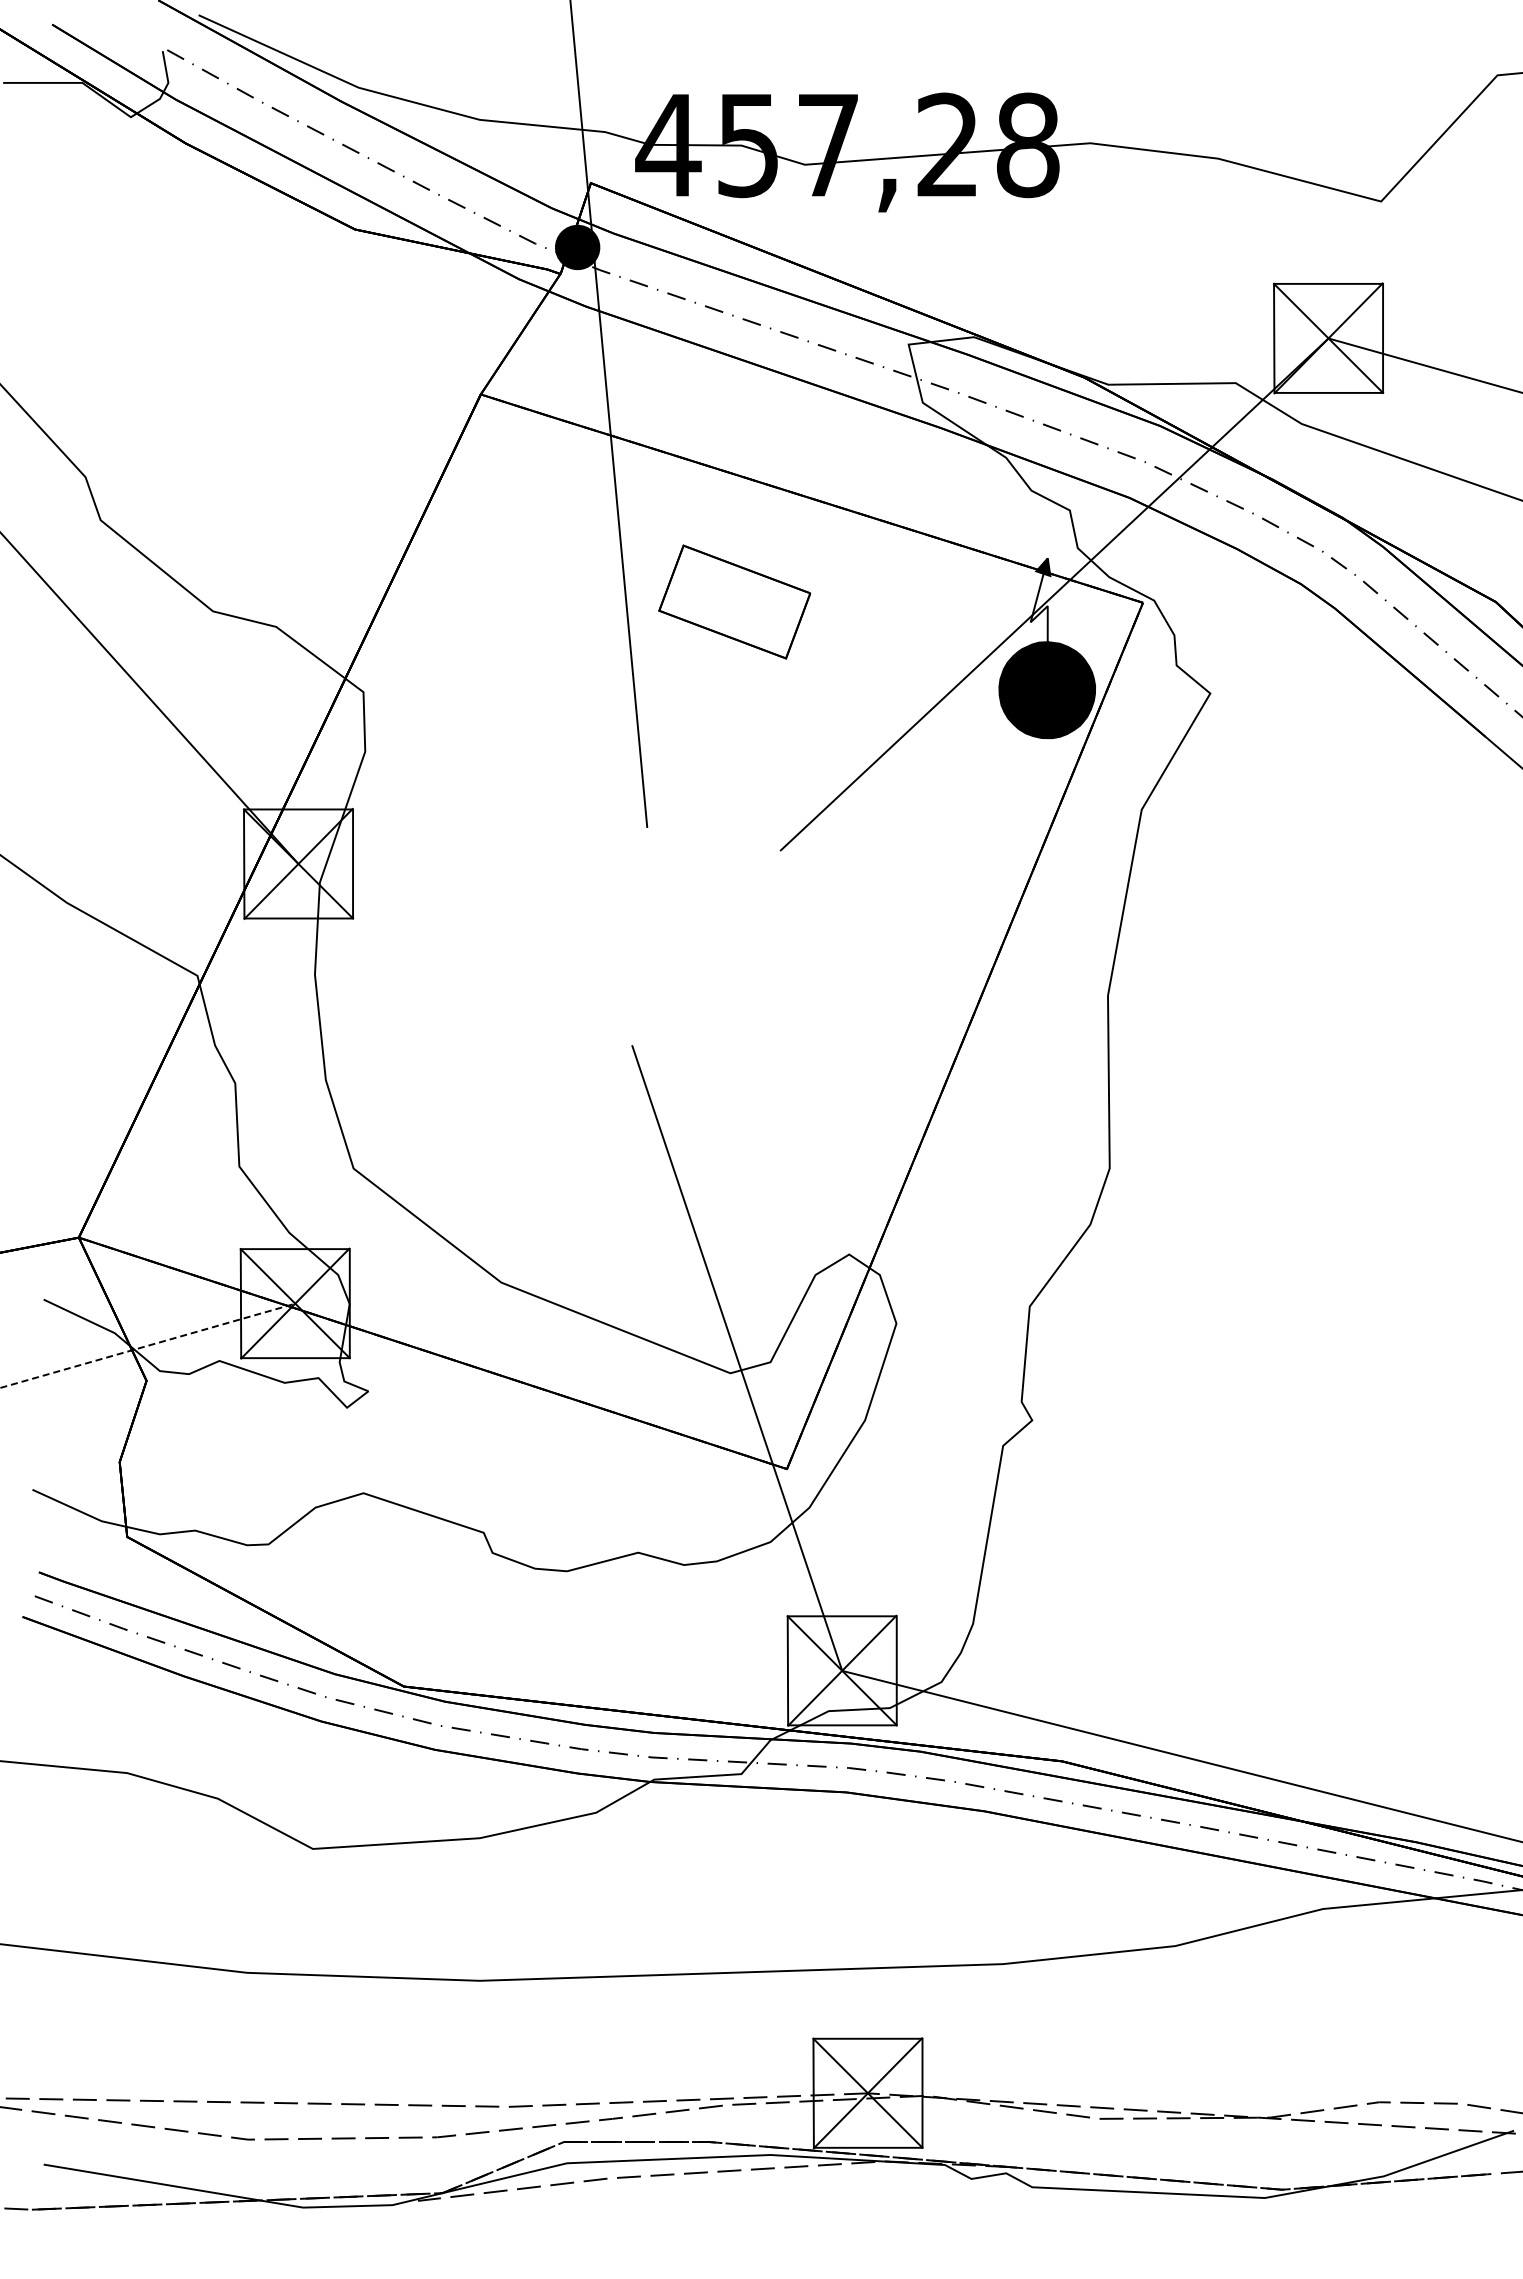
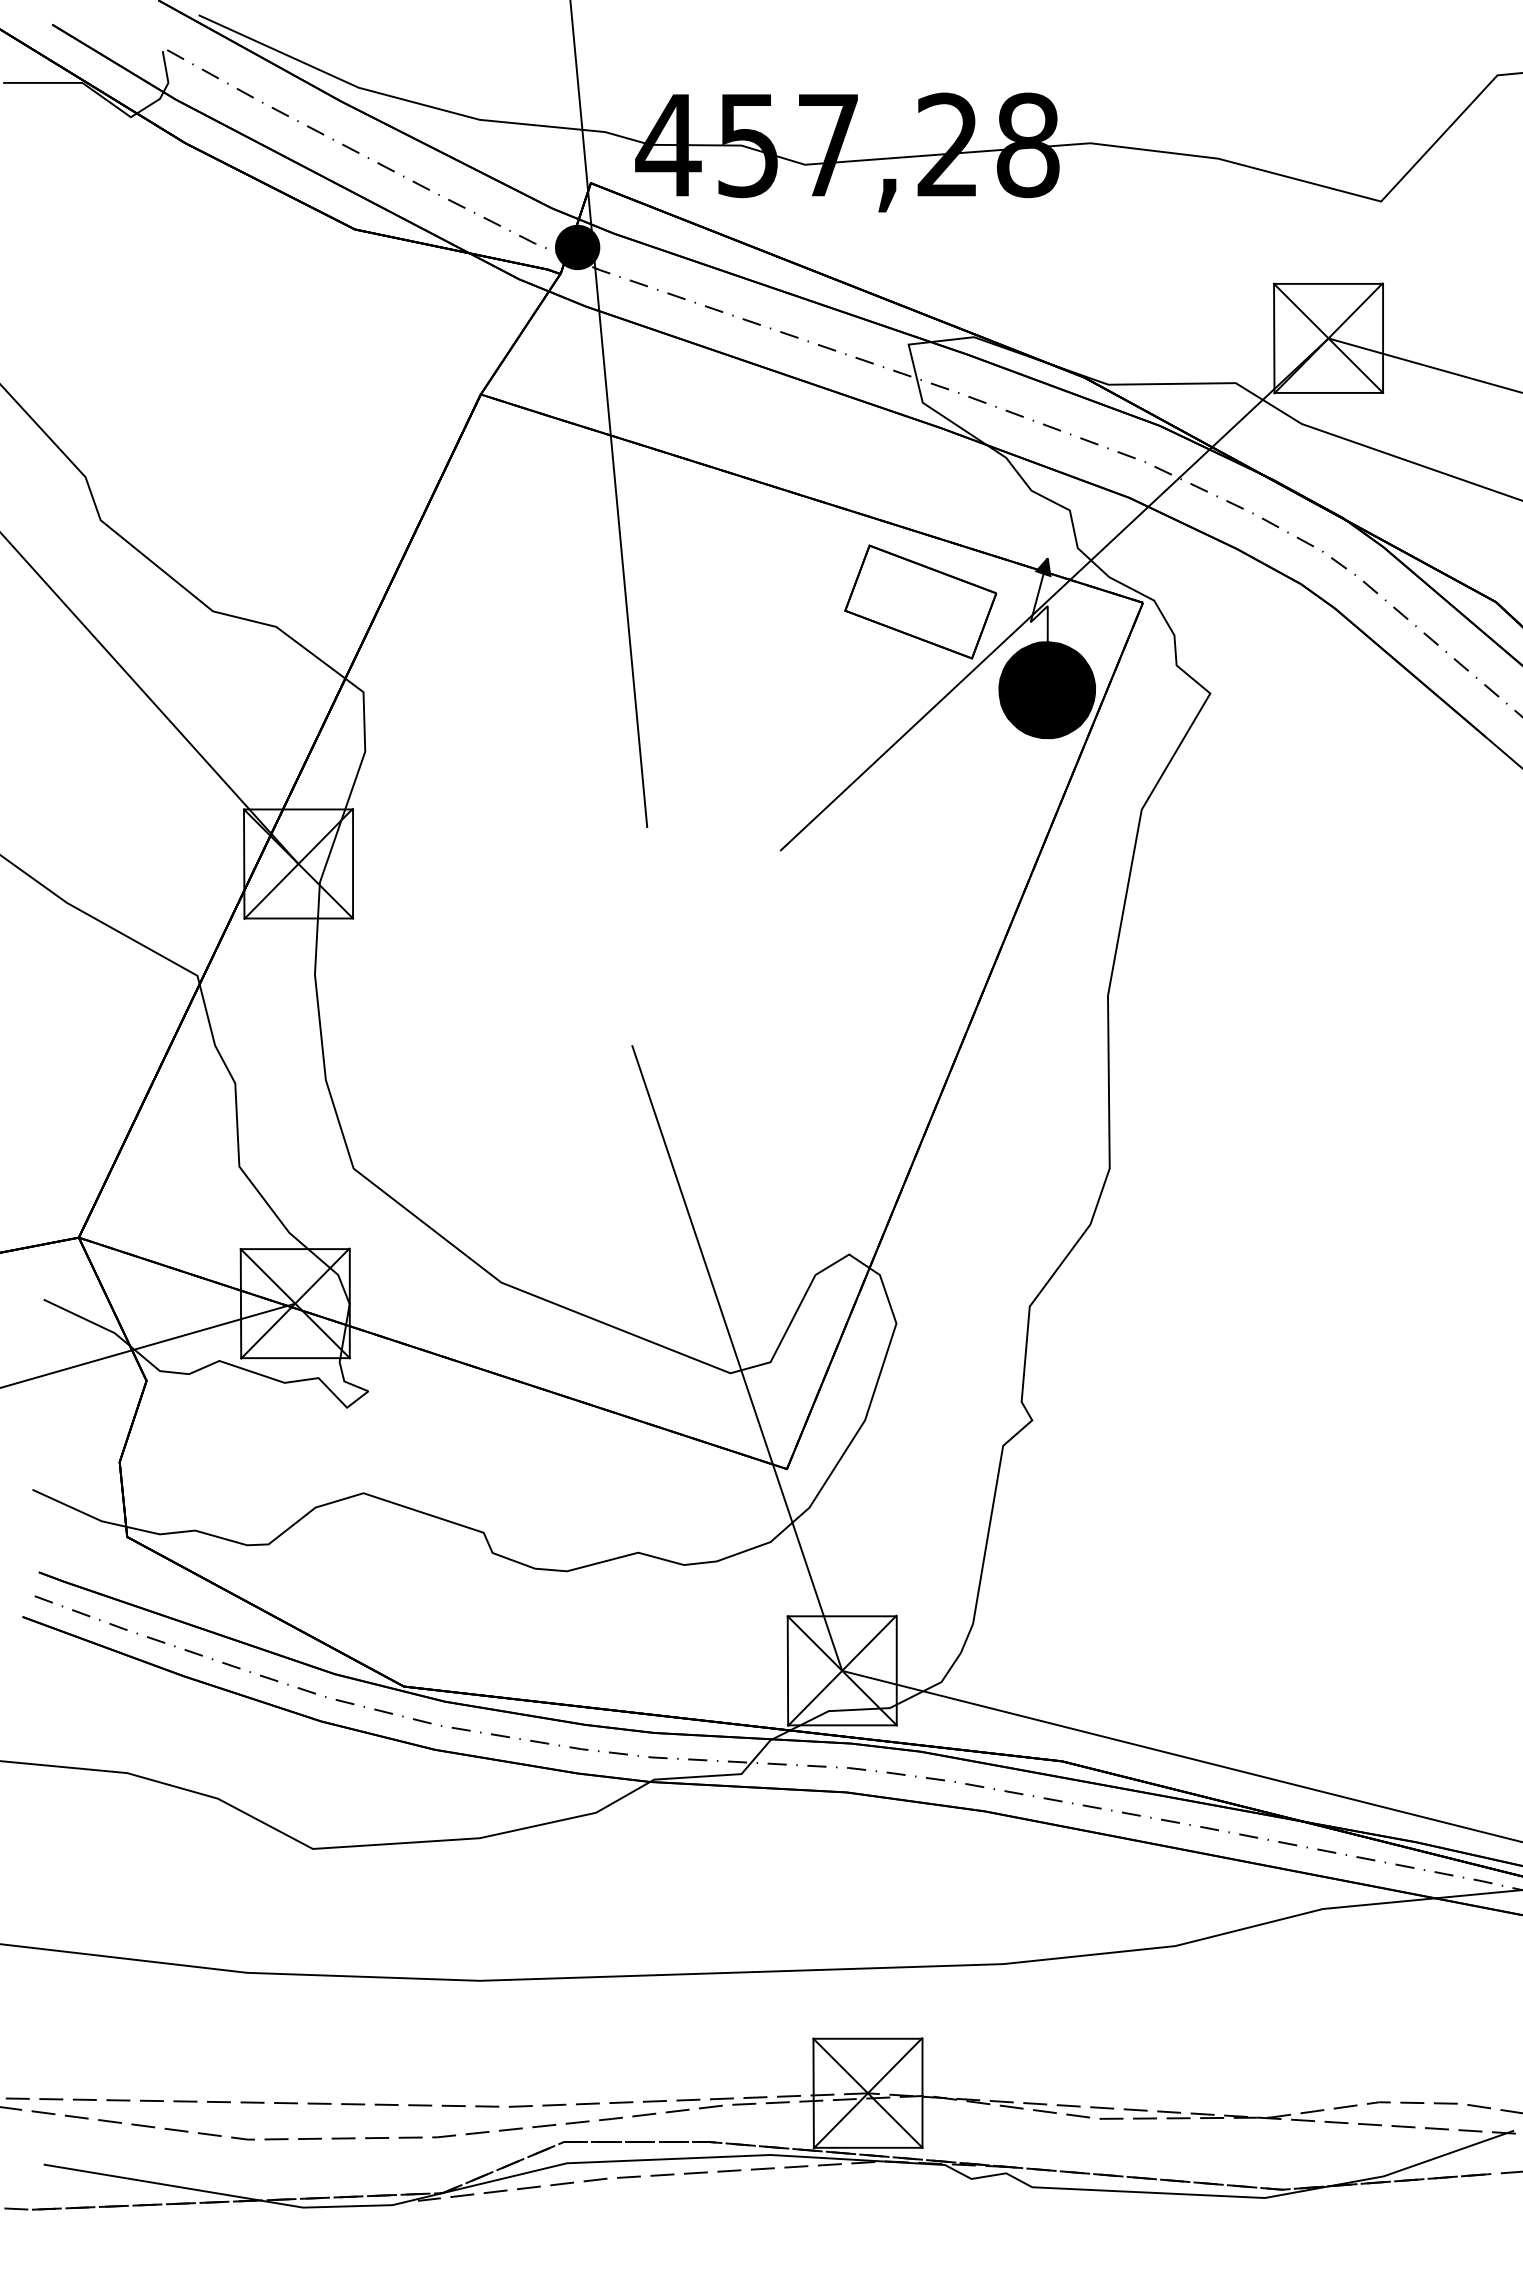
part position: (734, 601) -> (920, 601) (920, 601)
line: dashed -> solid (148, 1345)
